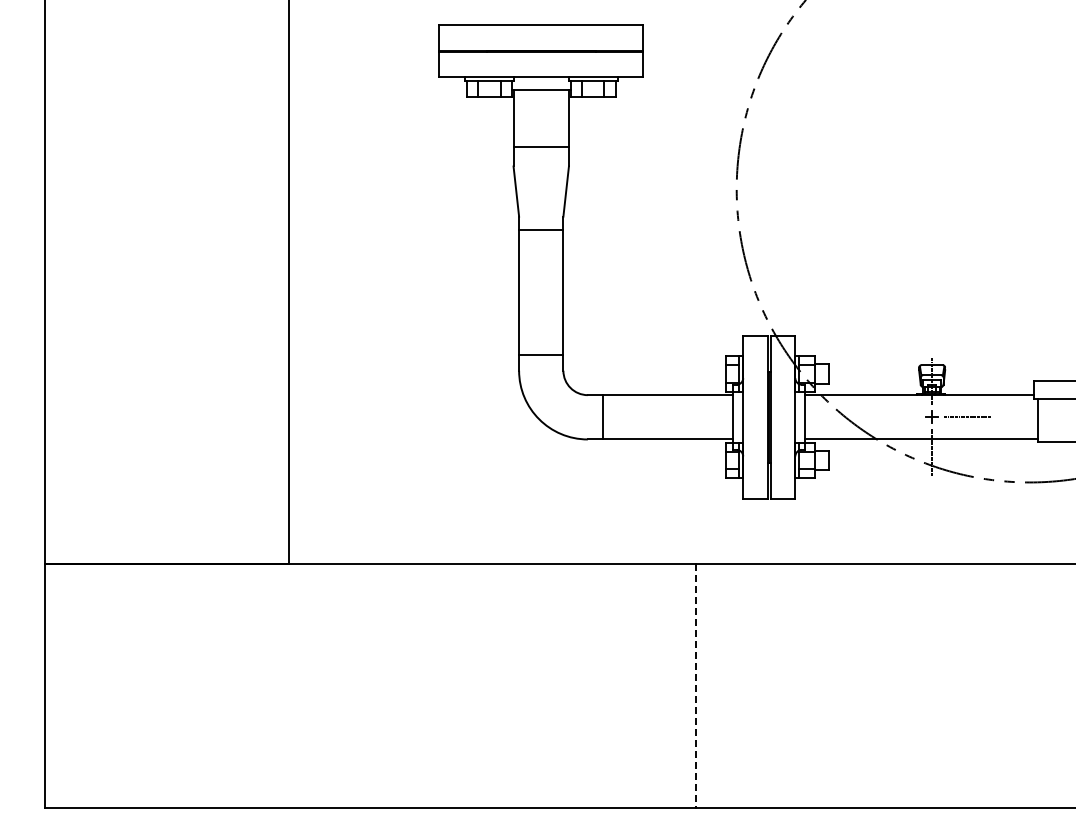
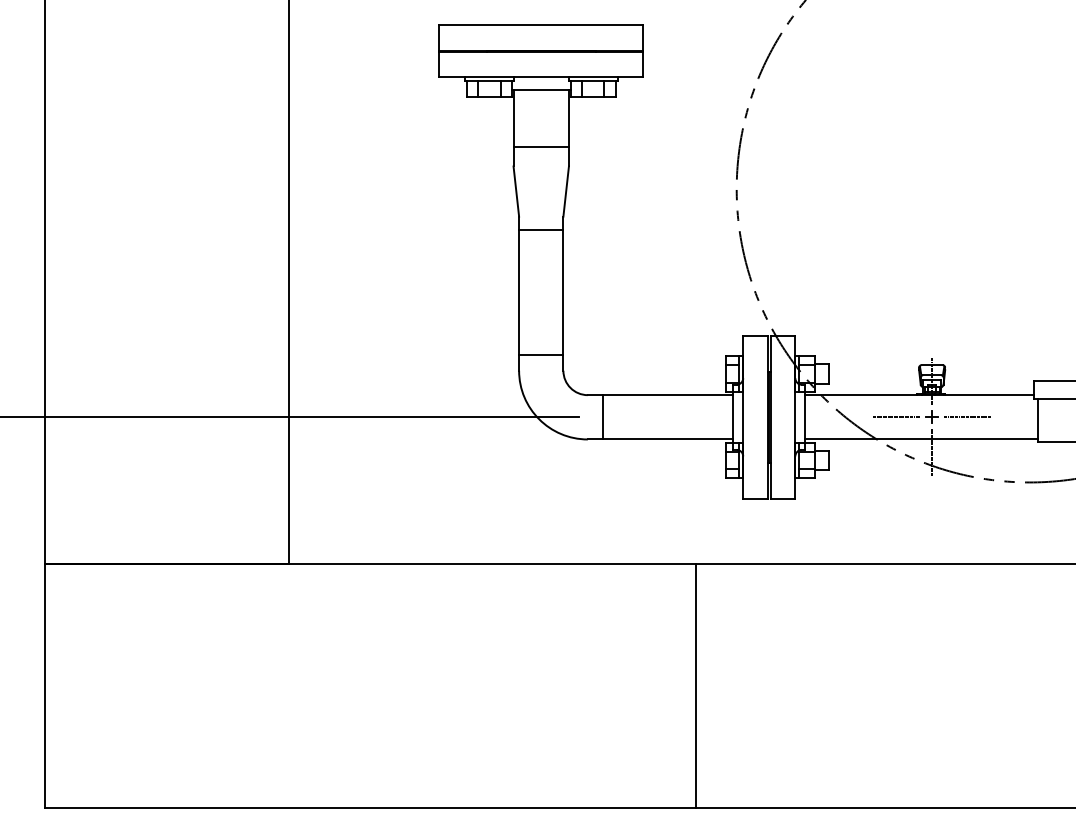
line: none -> present (290, 417)
line: none -> present (896, 417)
line: dashed -> solid (695, 686)
